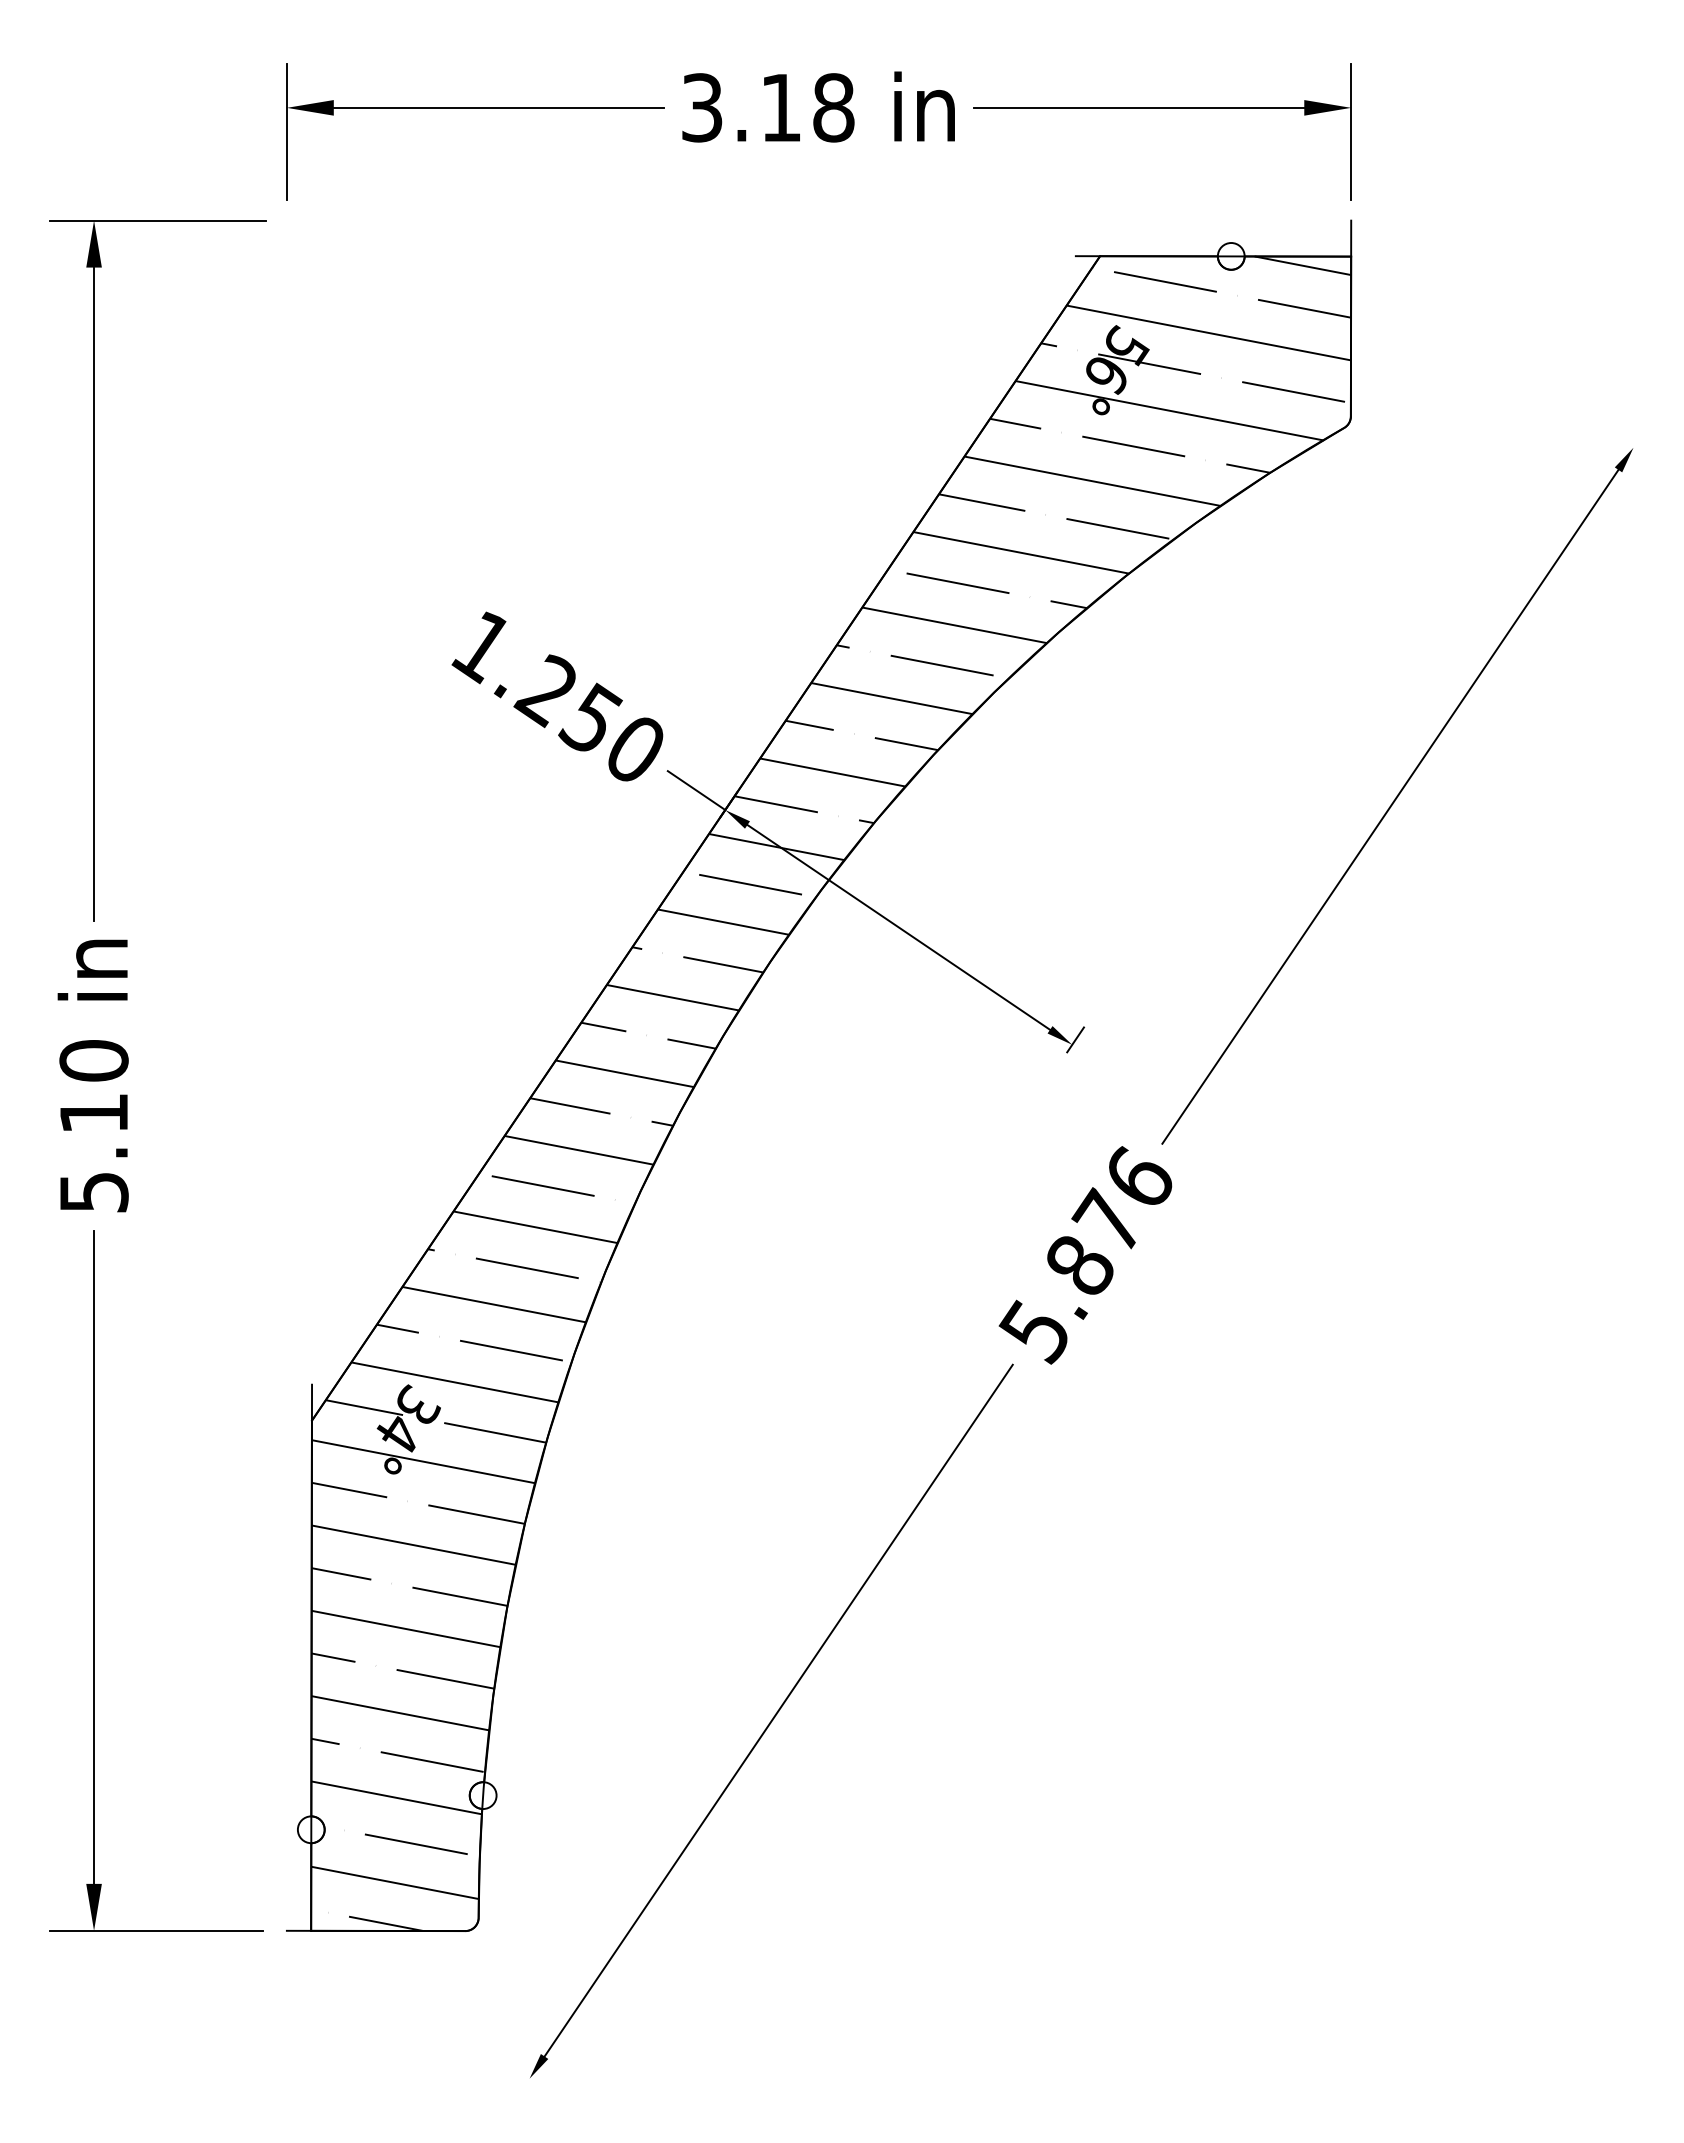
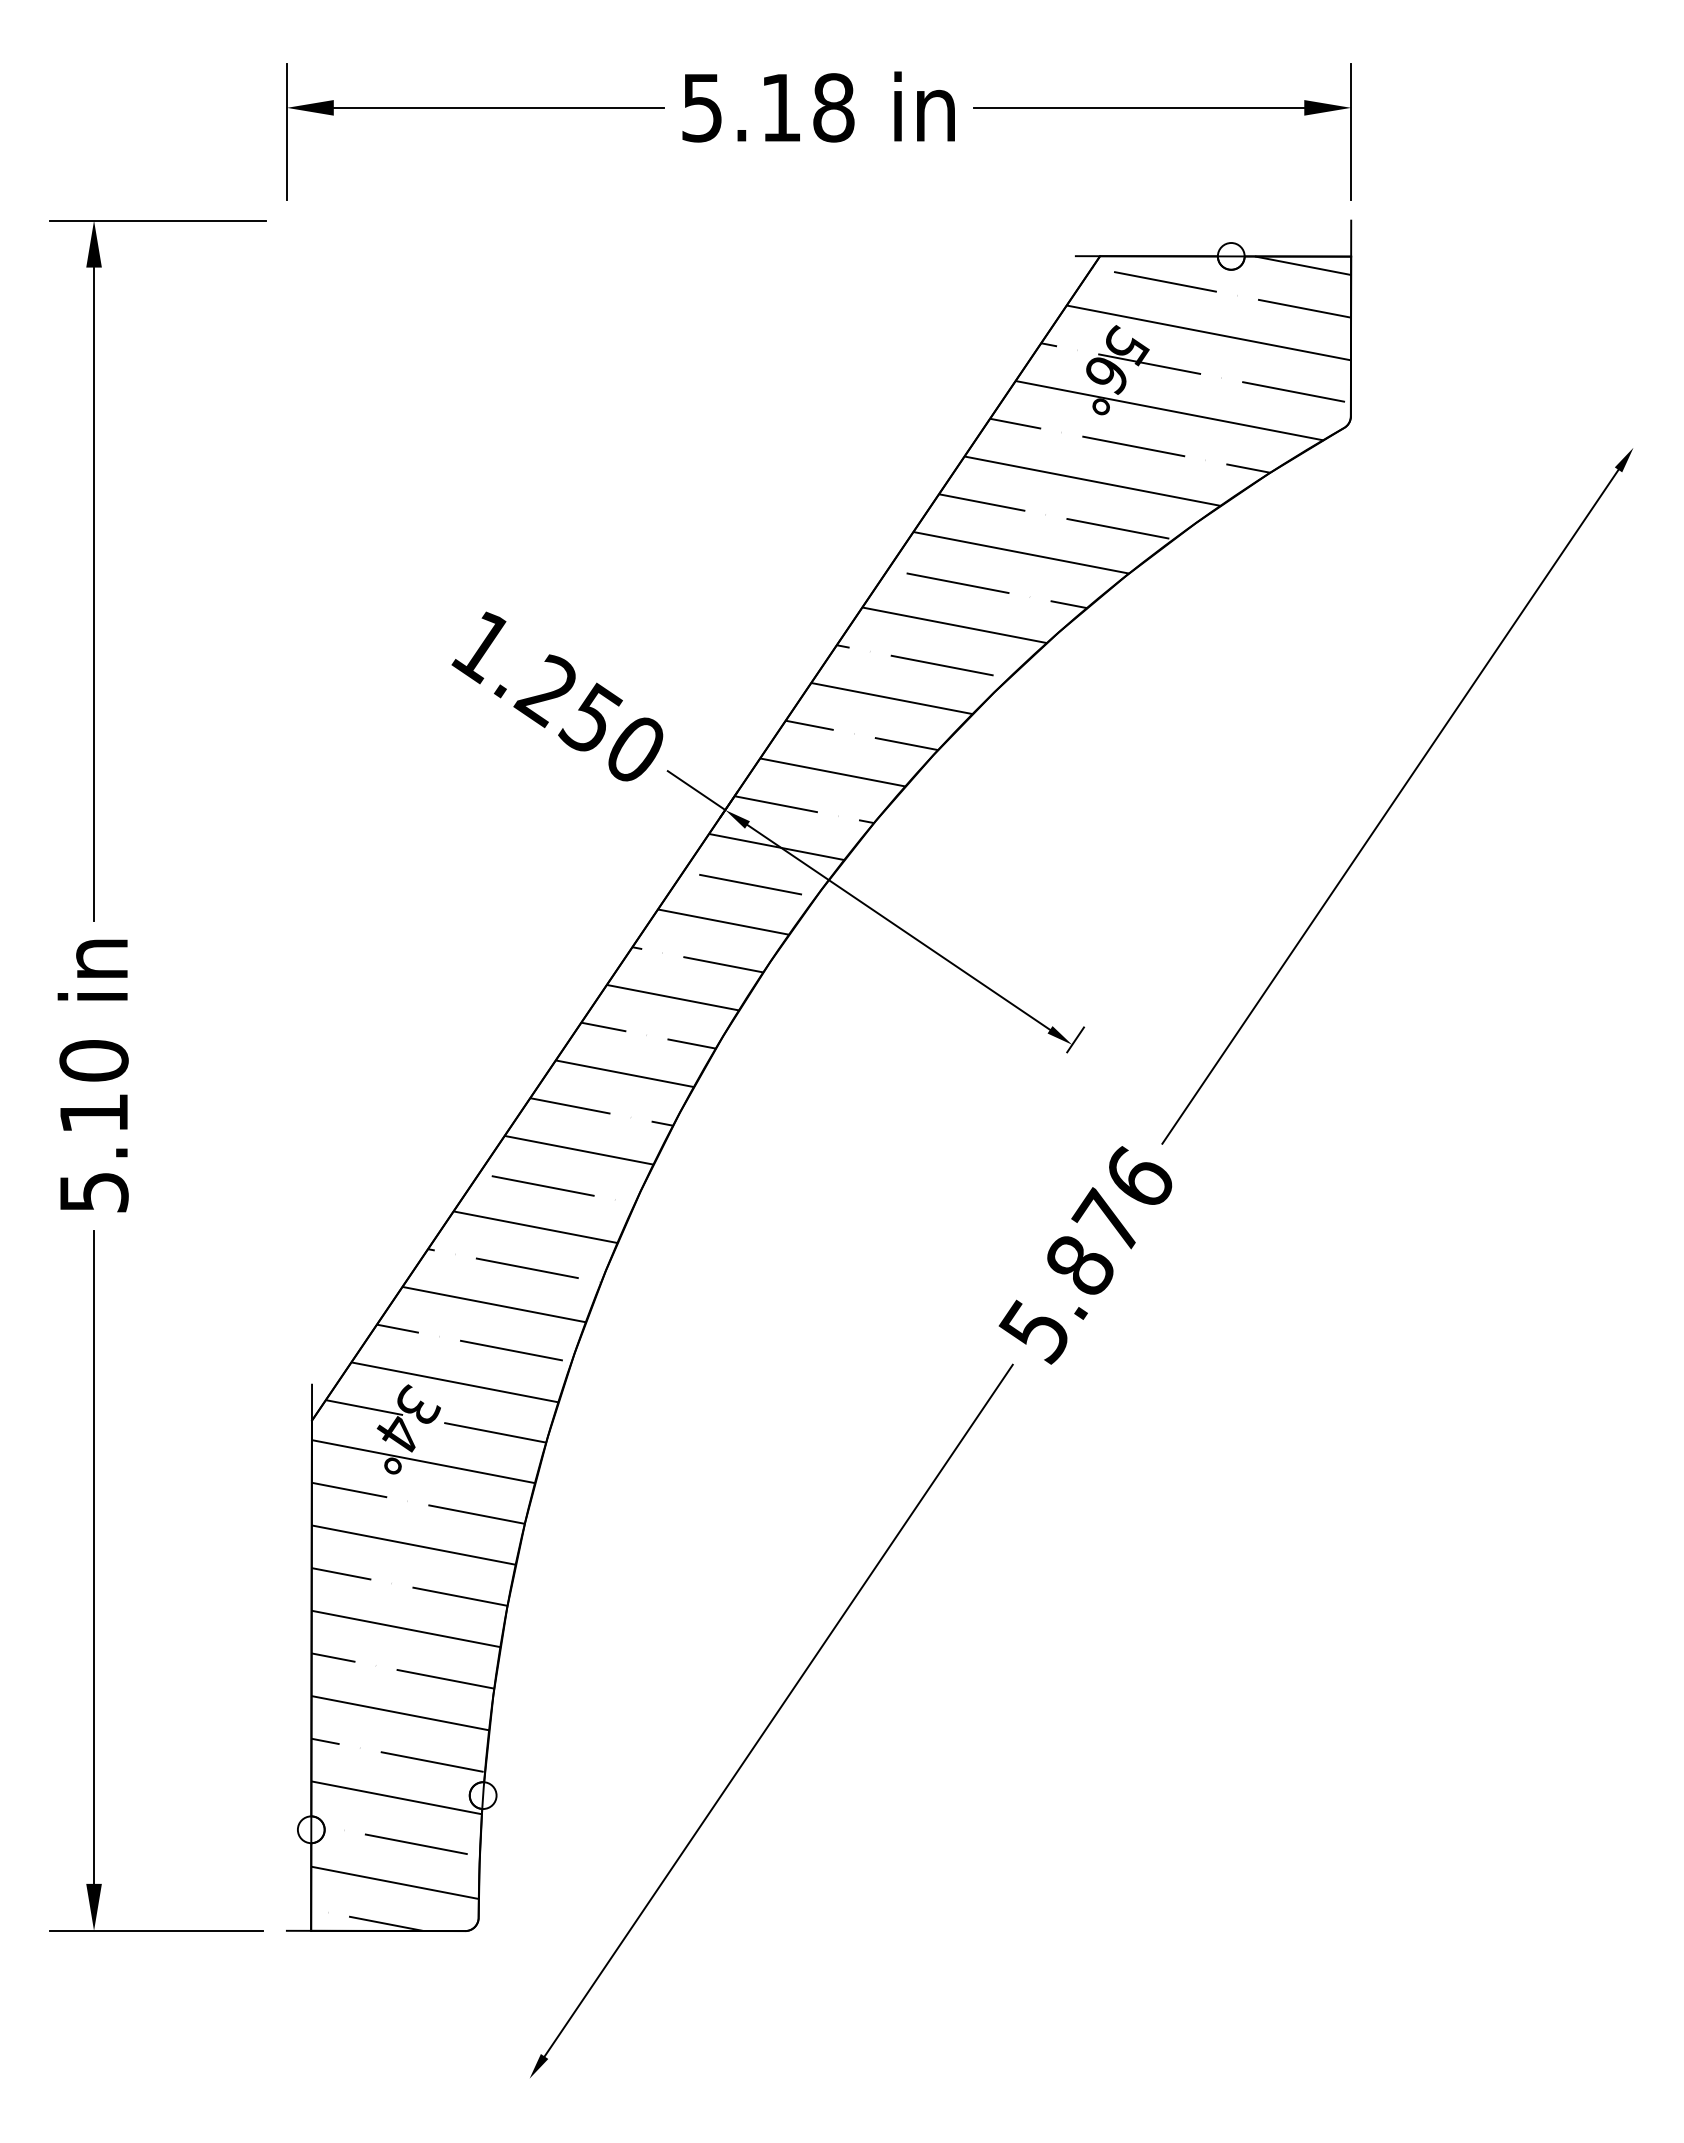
text: 3.18 -> 5.18 (702, 107)
